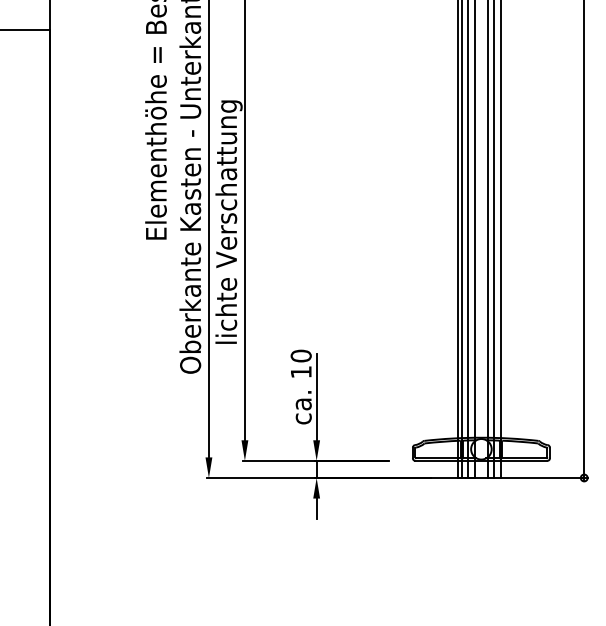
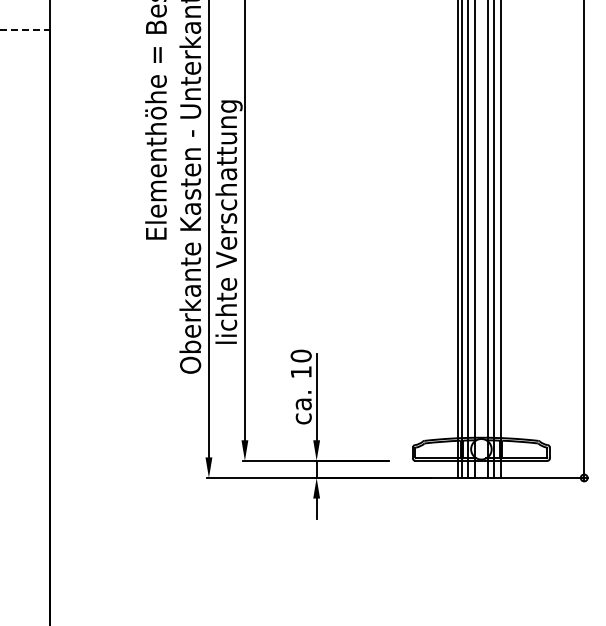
line: solid -> dashed (25, 29)
